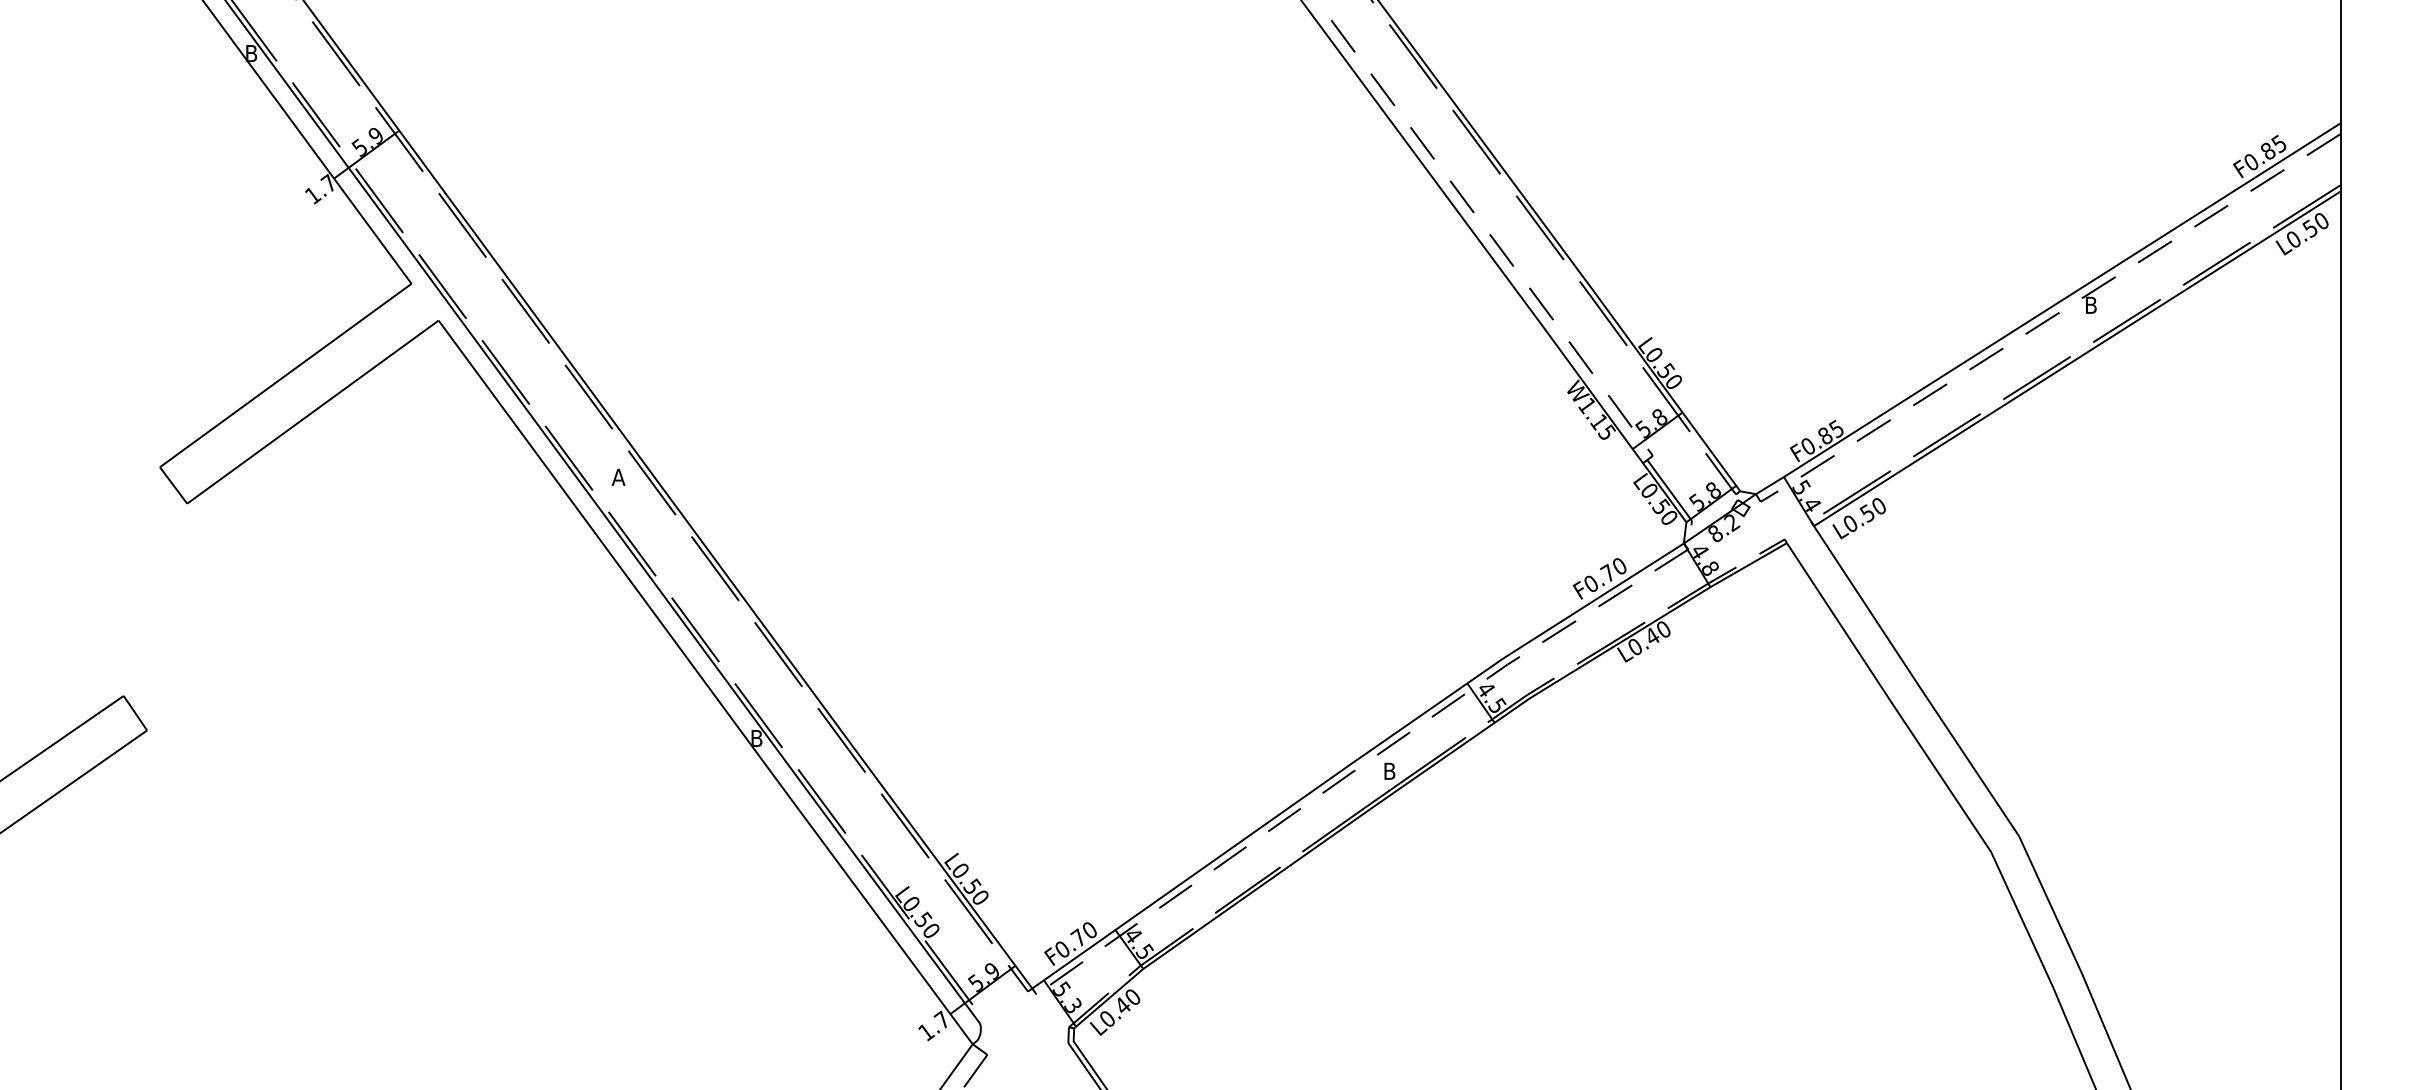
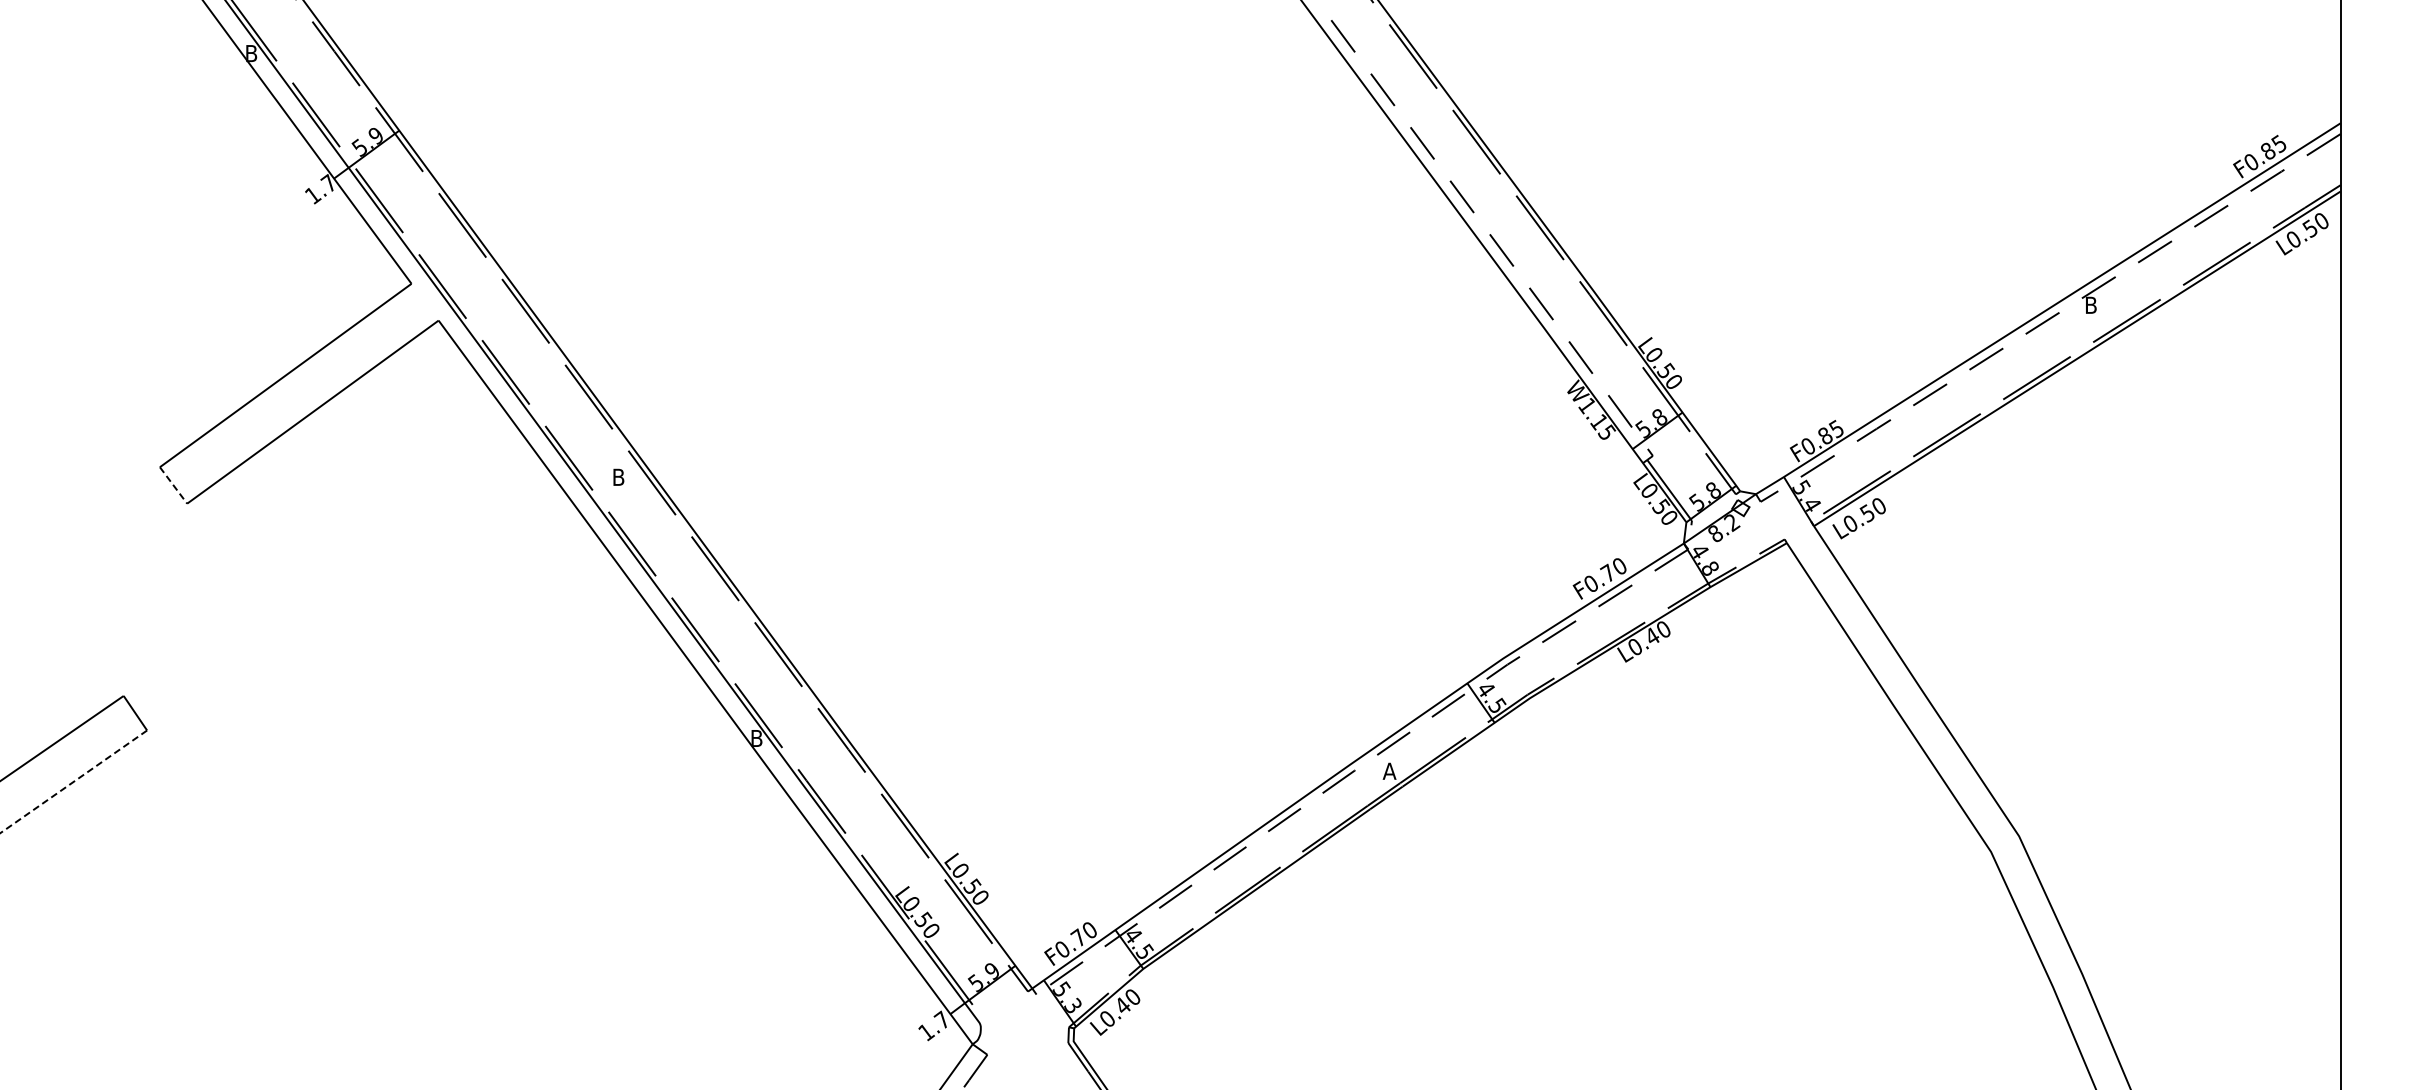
text: A -> B (618, 476)
line: solid -> dashed (173, 485)
text: B -> A (1389, 770)
line: solid -> dashed (73, 782)
